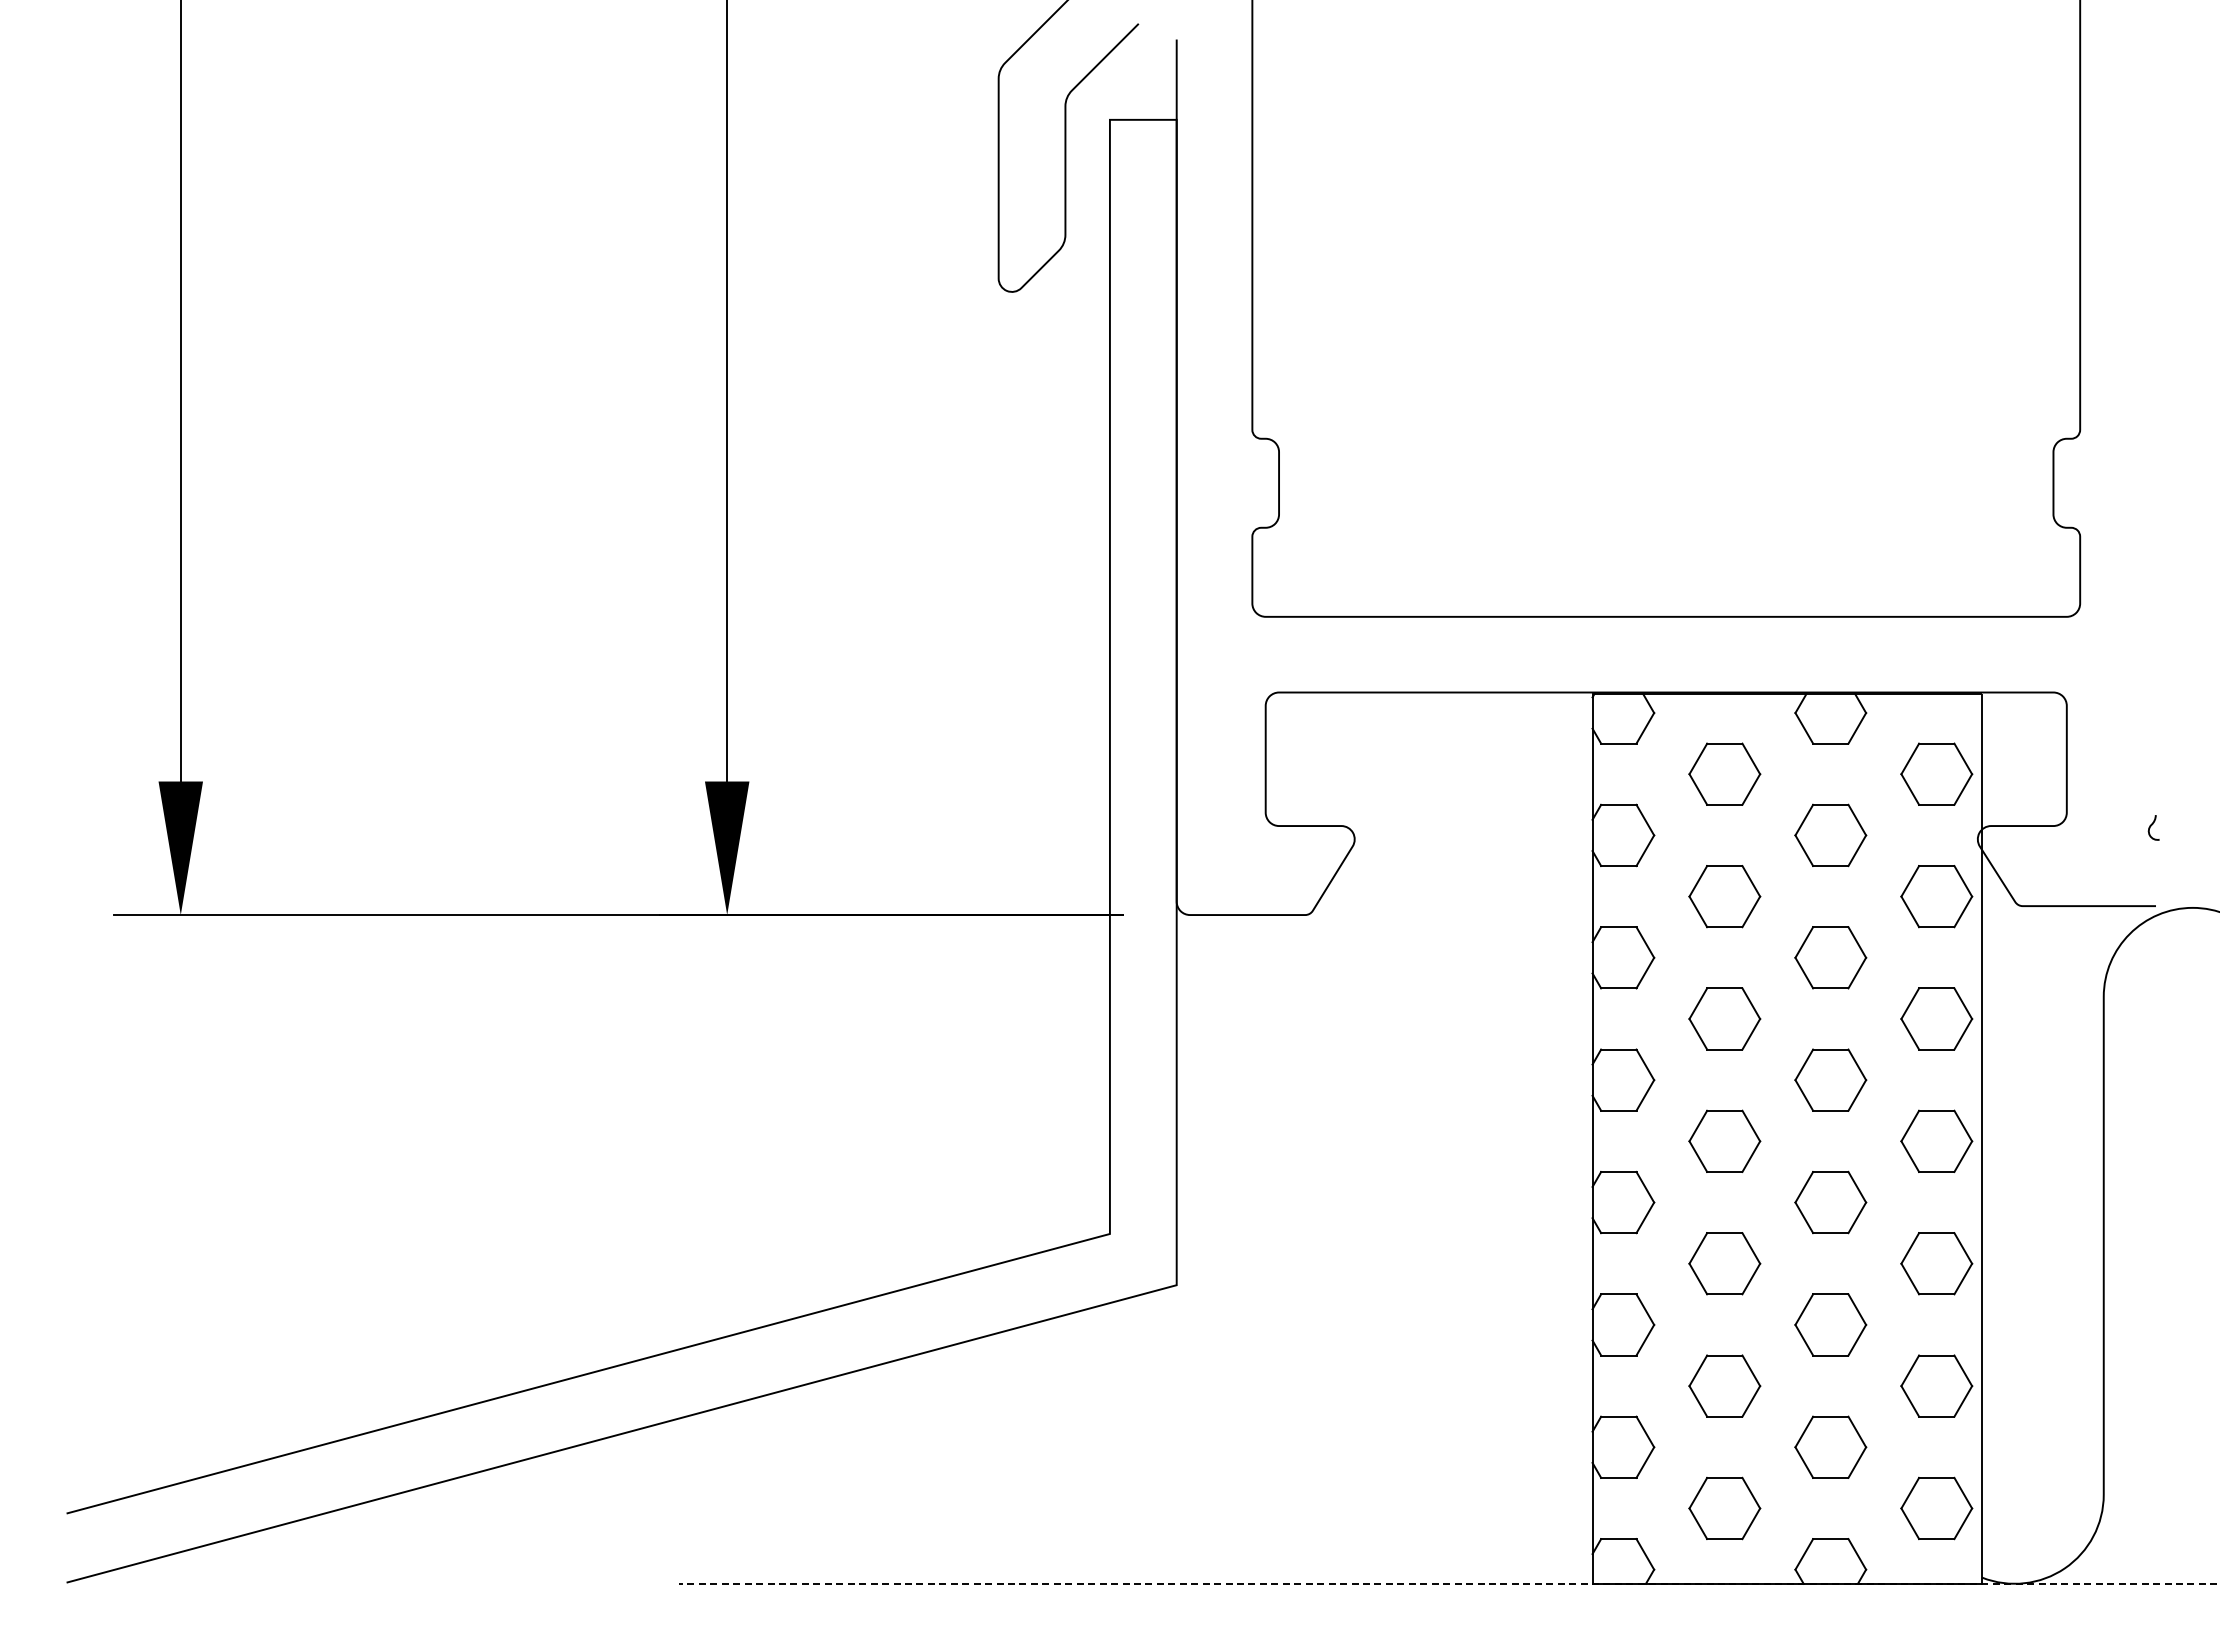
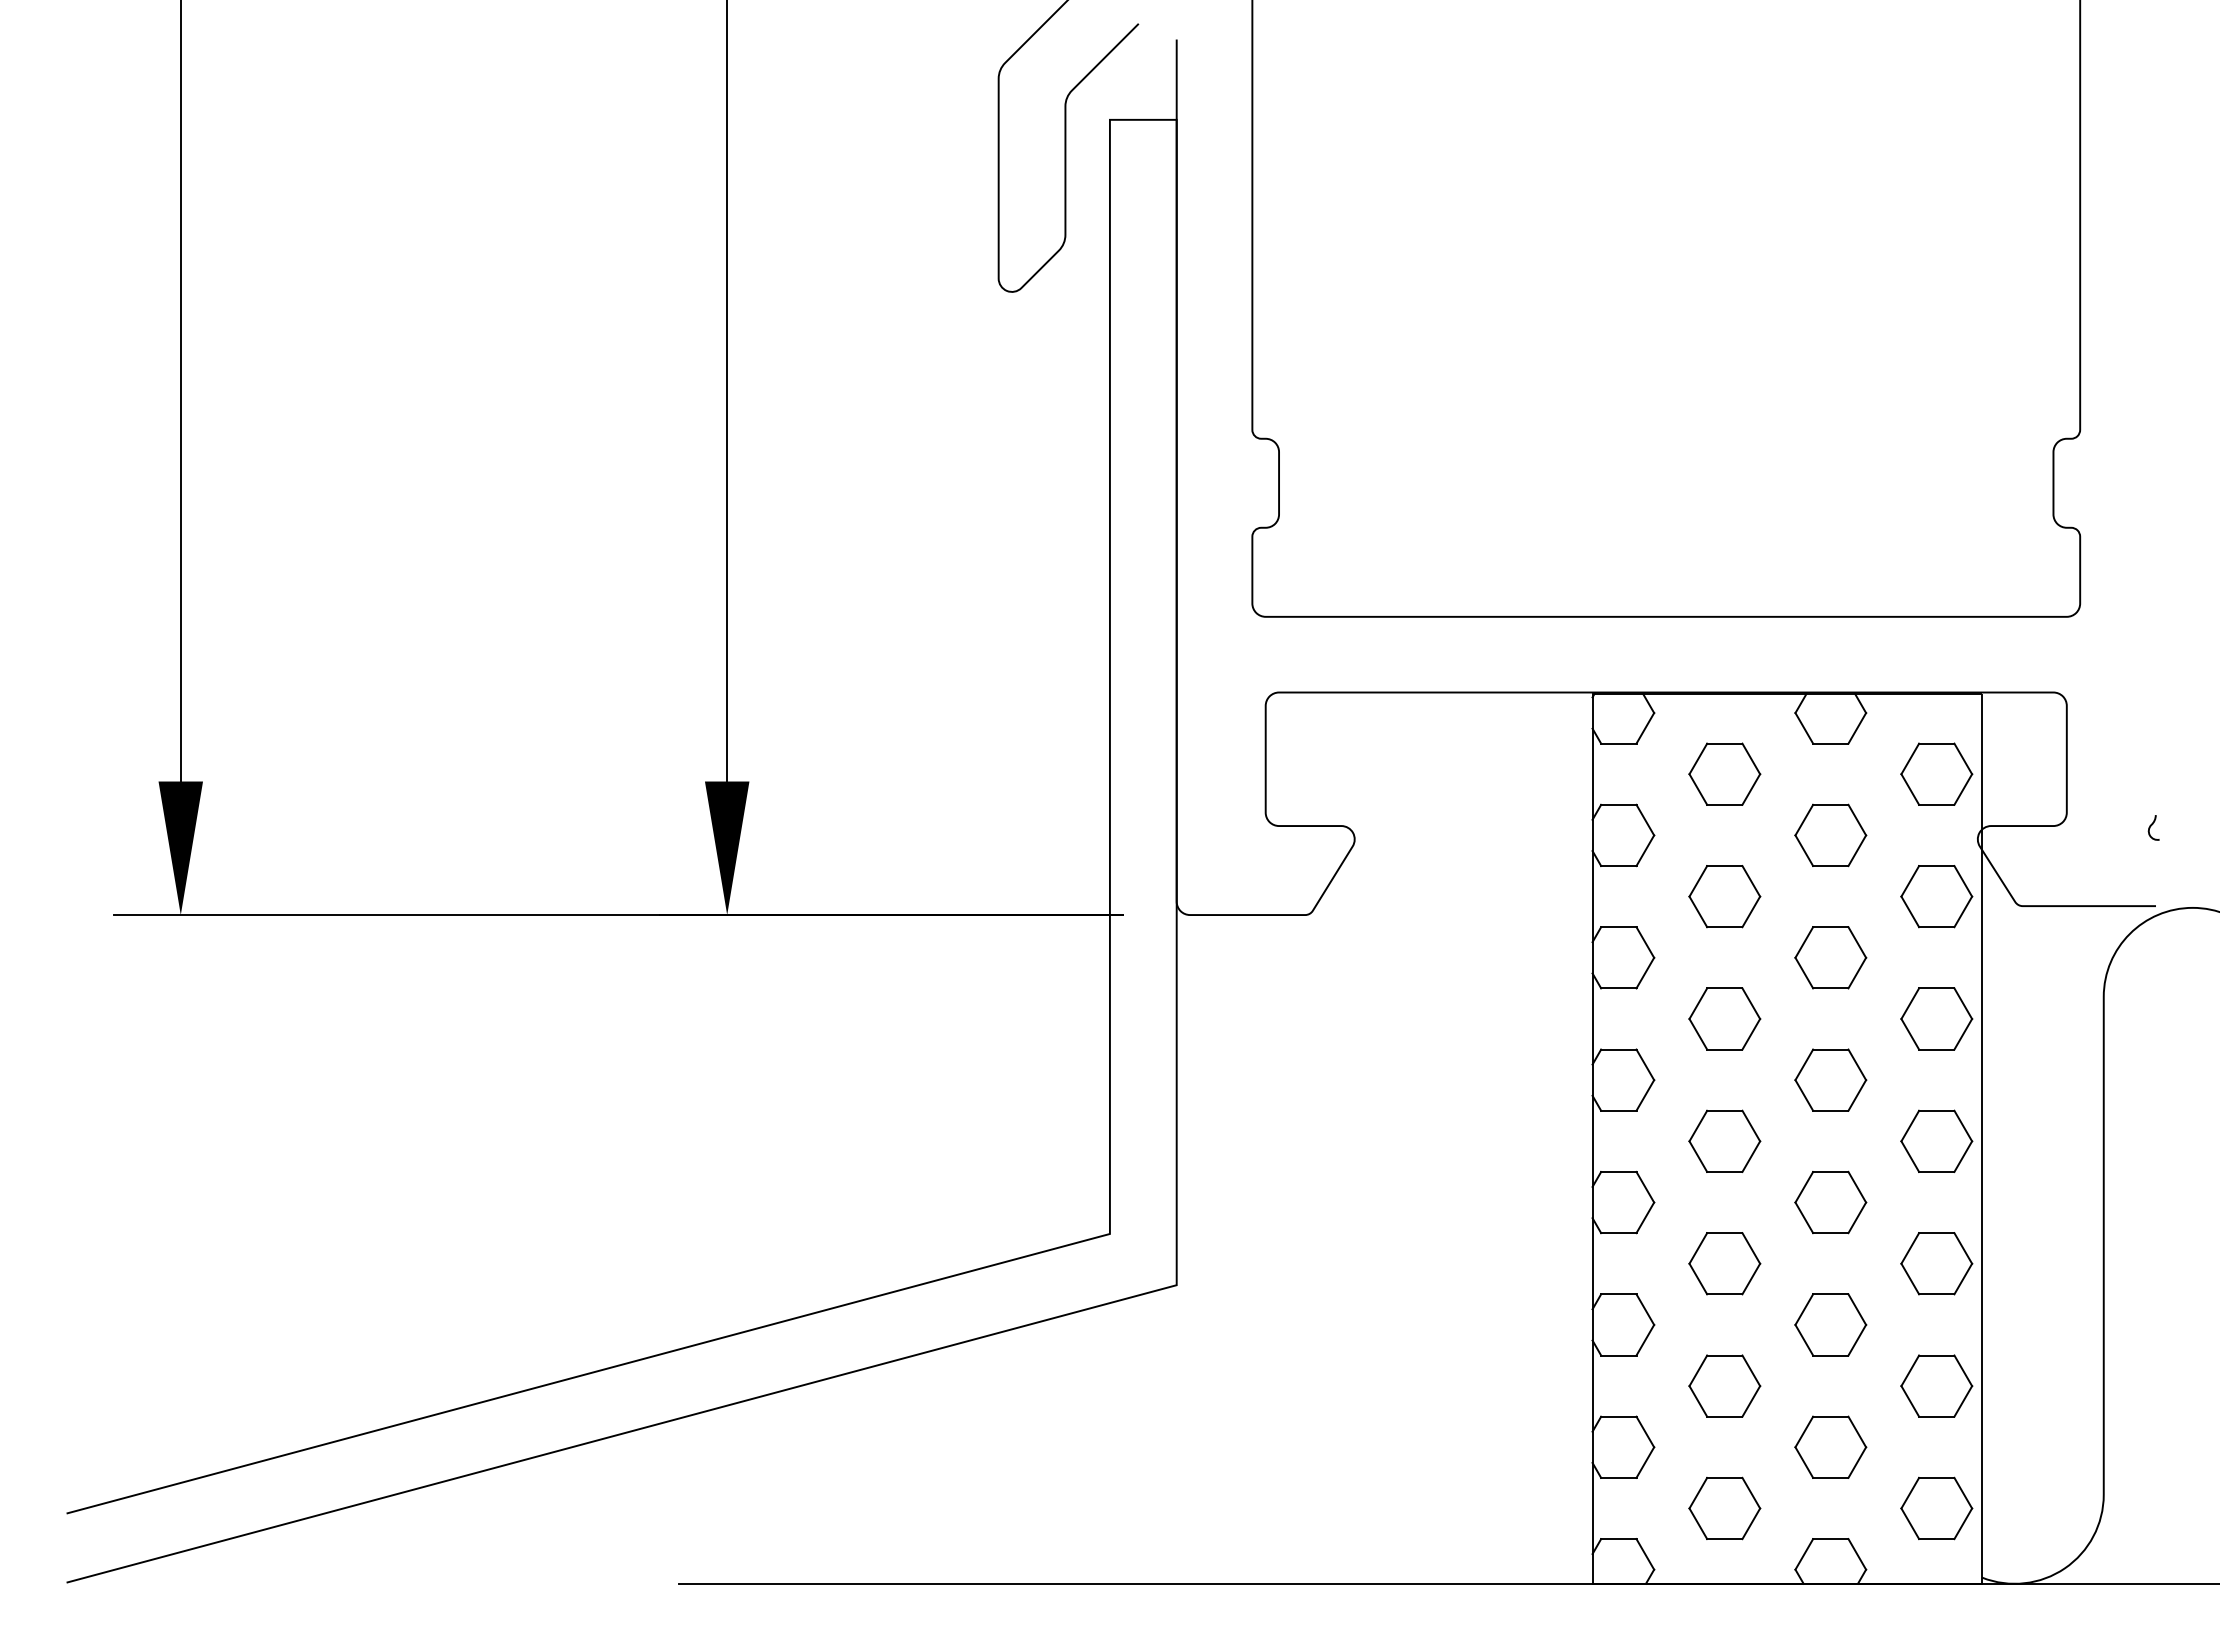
line: dashed -> solid (1449, 1583)
